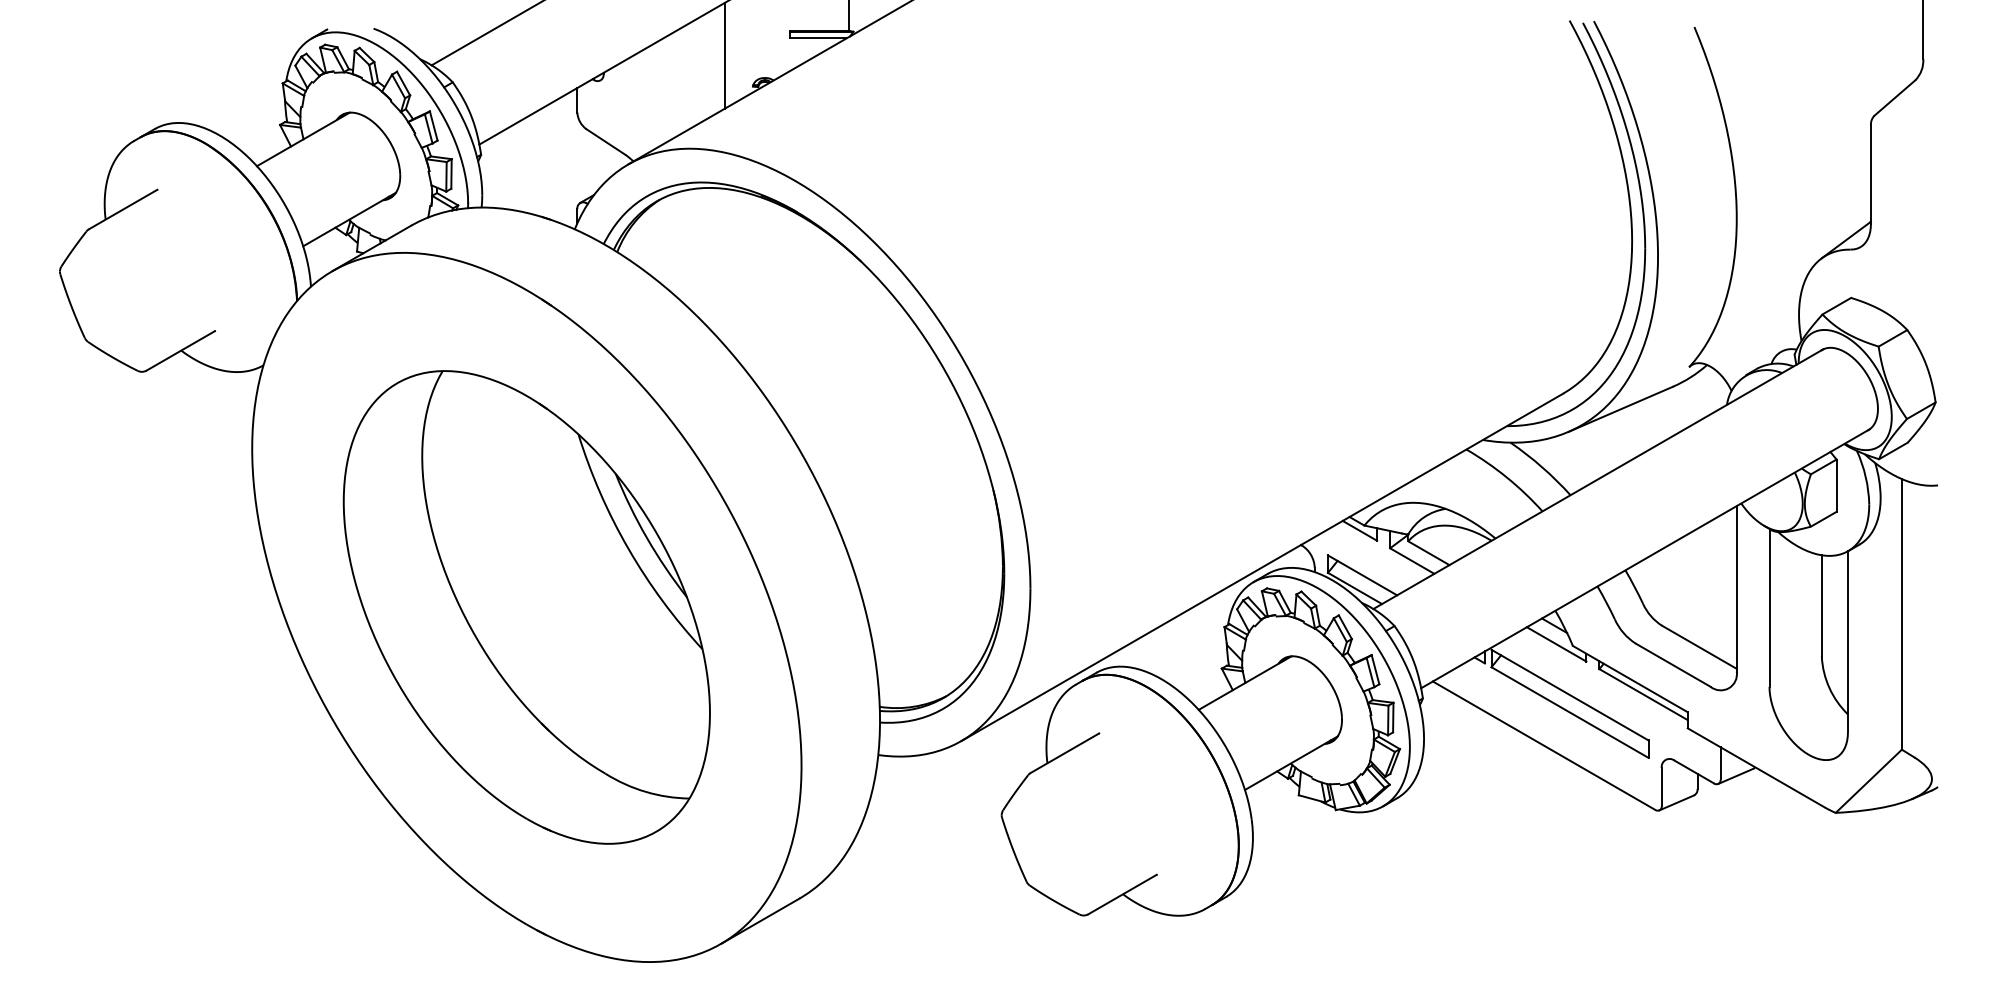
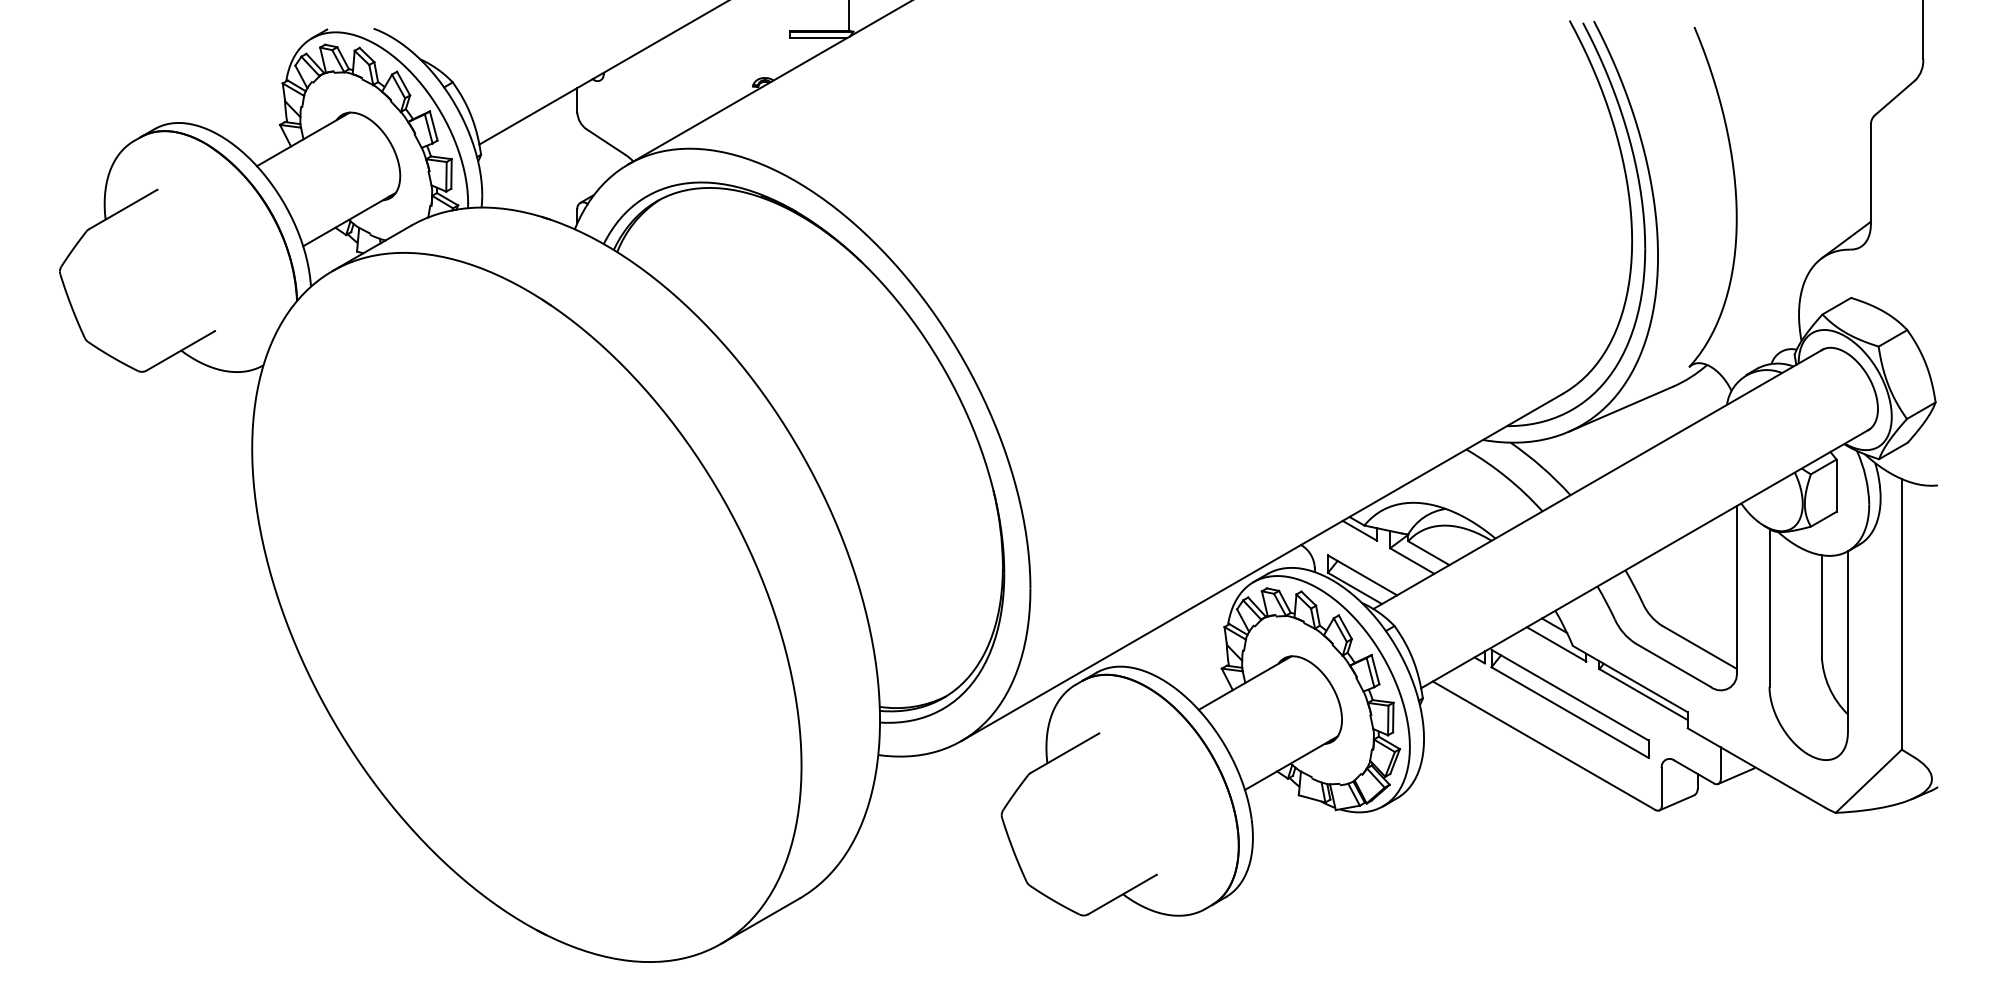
line: present -> none (485, 33)
line: present -> none (724, 55)
part: present -> none (526, 607)
